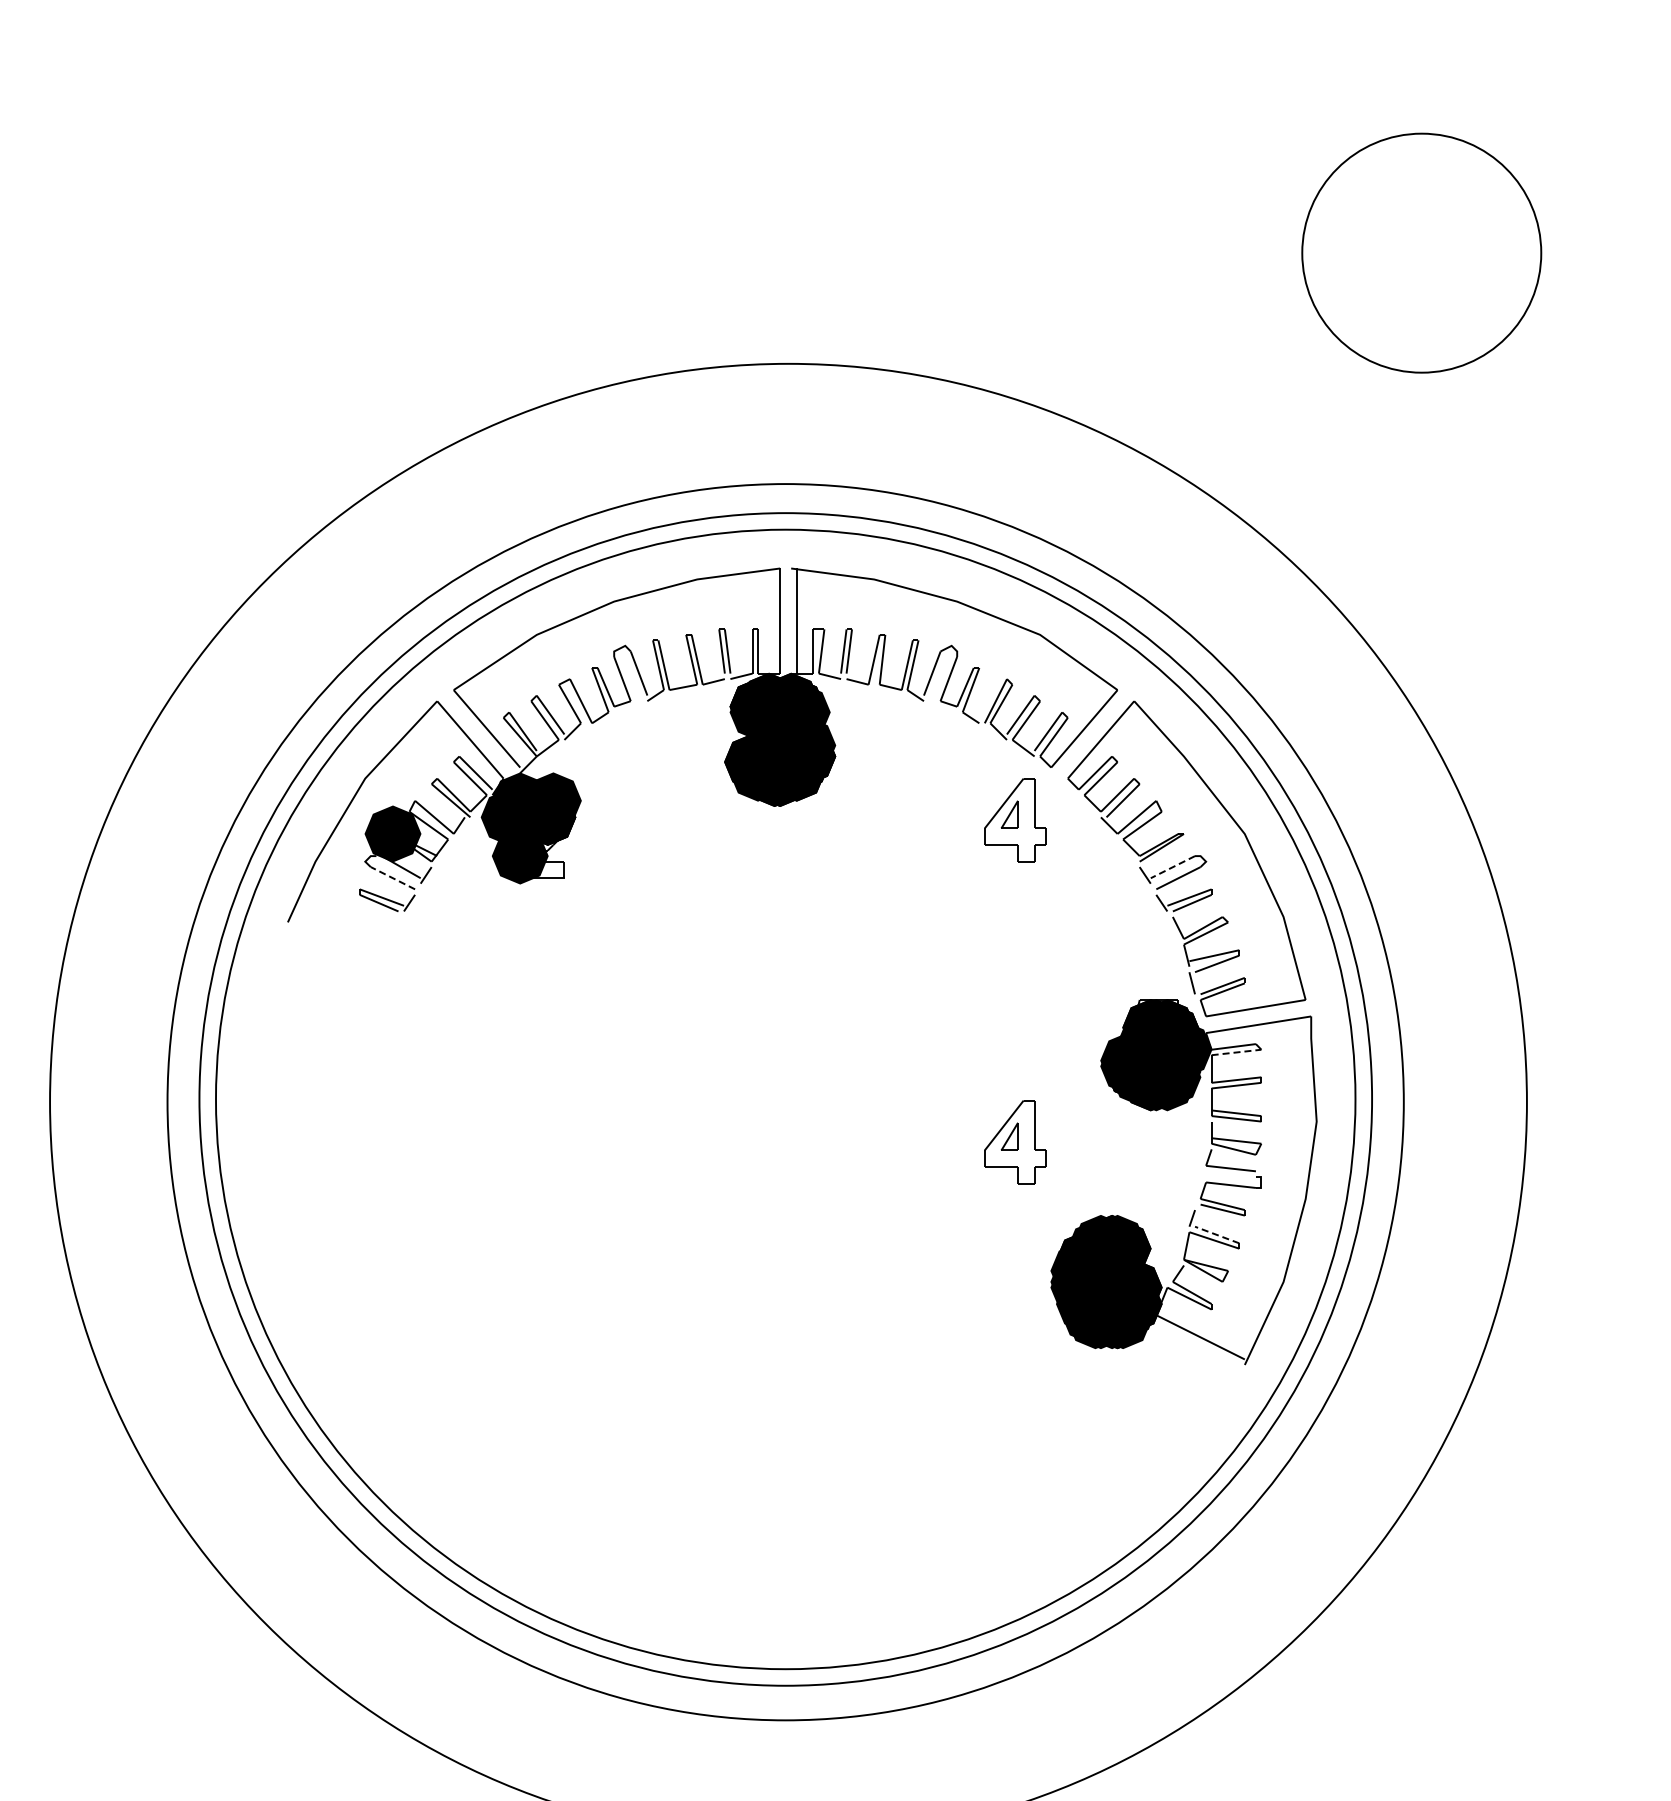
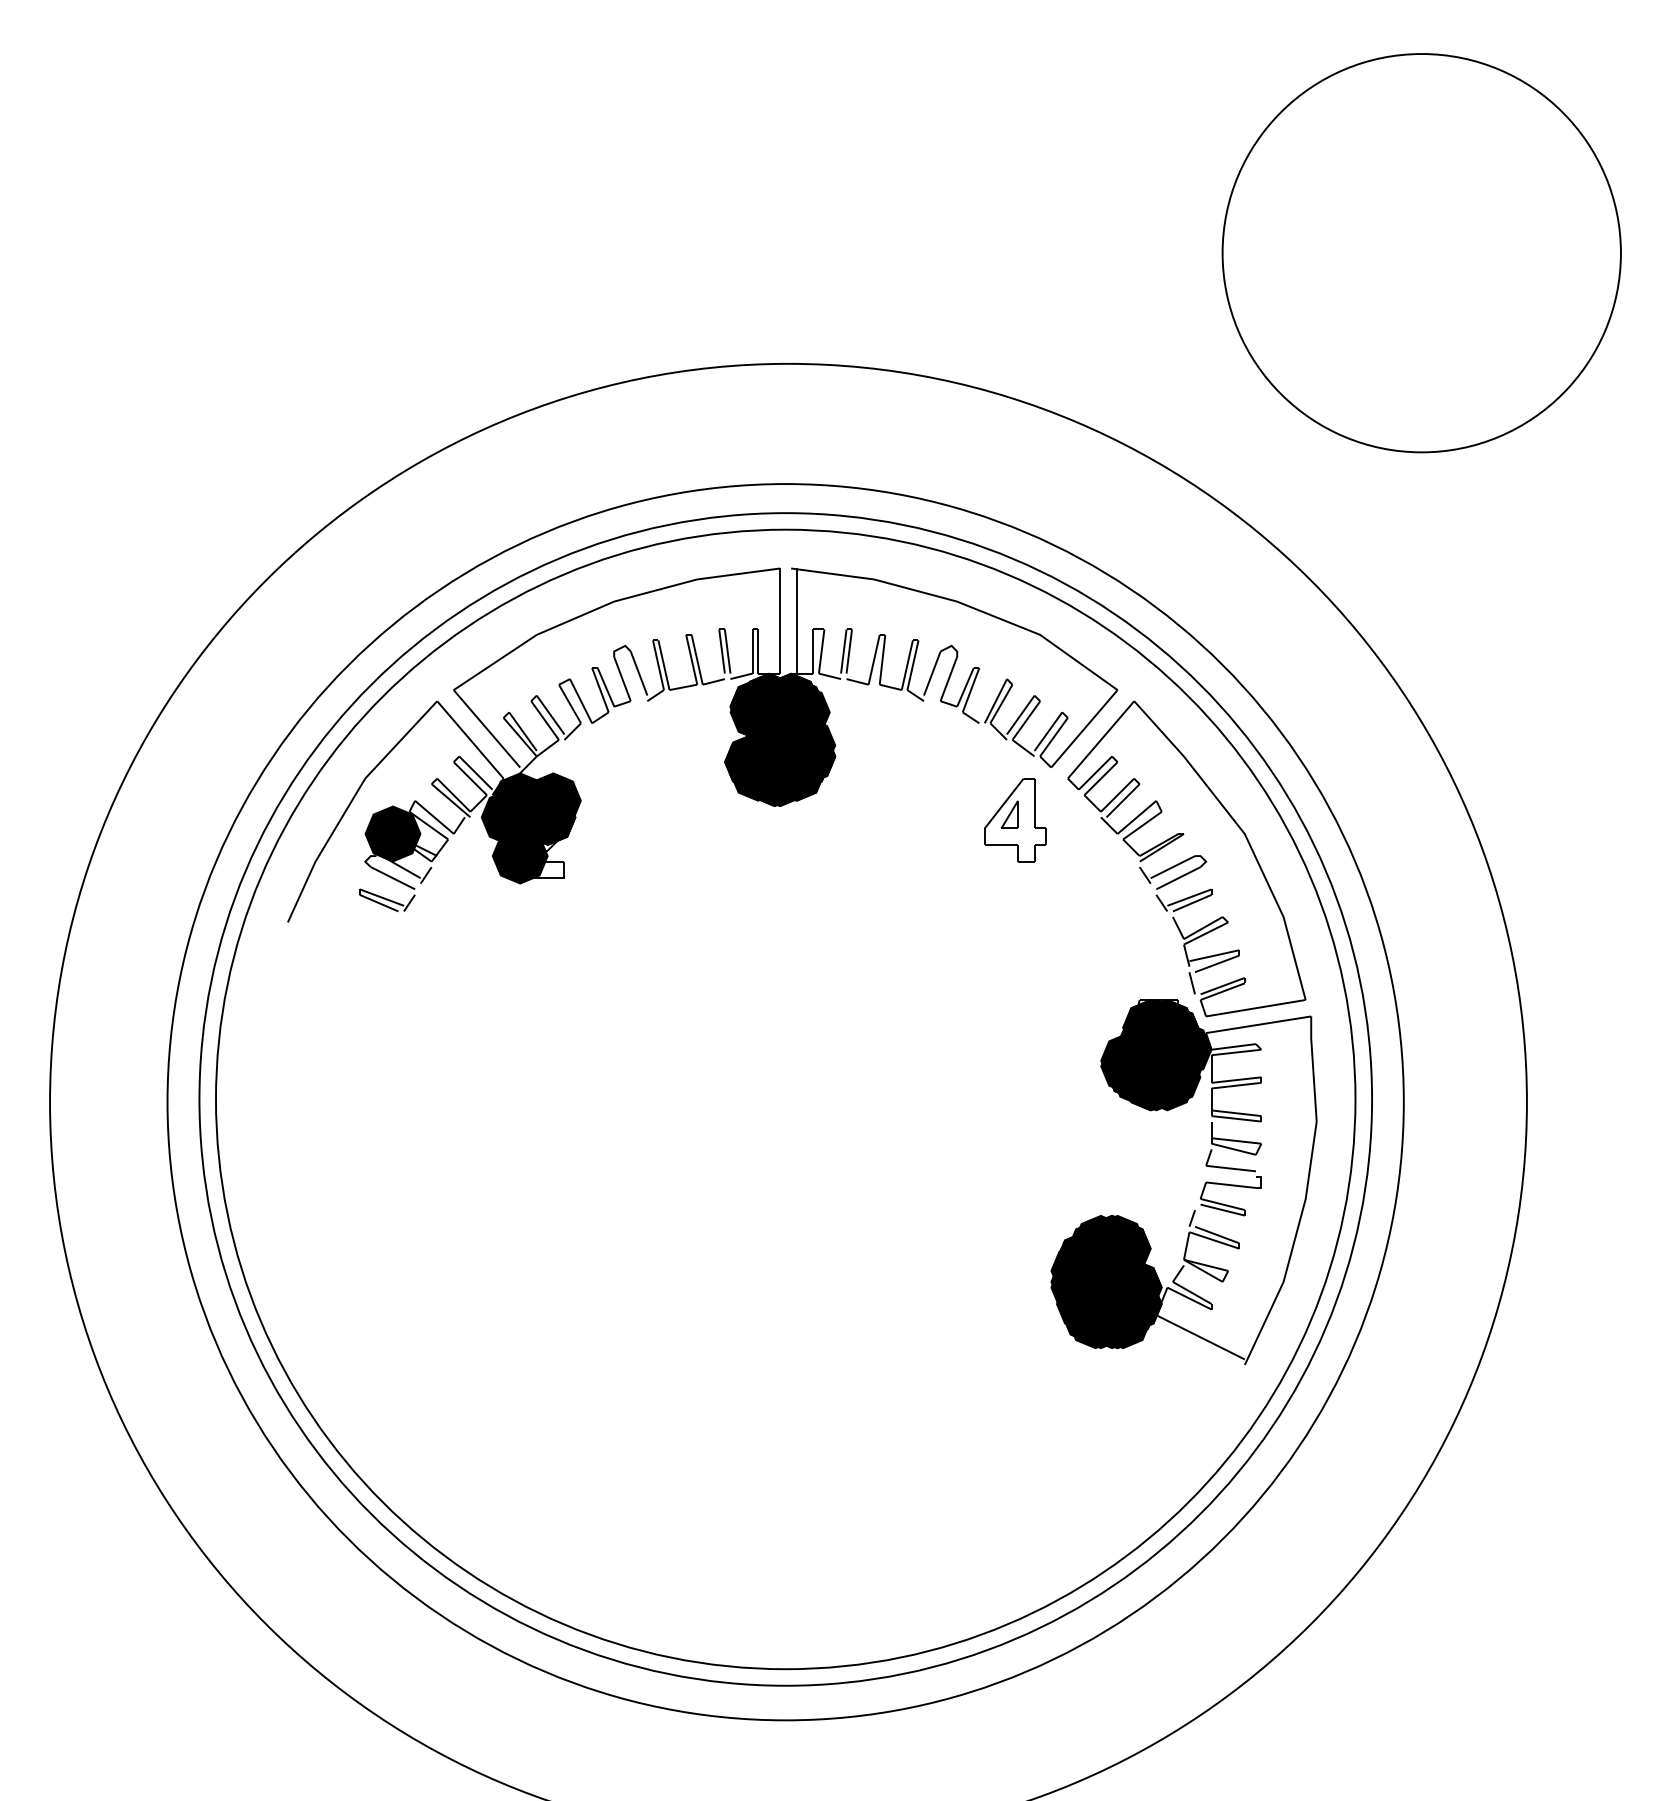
circle diameter: 239 px -> 398 px (1421, 253)
line: dashed -> solid (1172, 867)
line: dashed -> solid (392, 878)
line: dashed -> solid (1237, 1052)
part: present -> none (1015, 1142)
line: dashed -> solid (1217, 1235)
